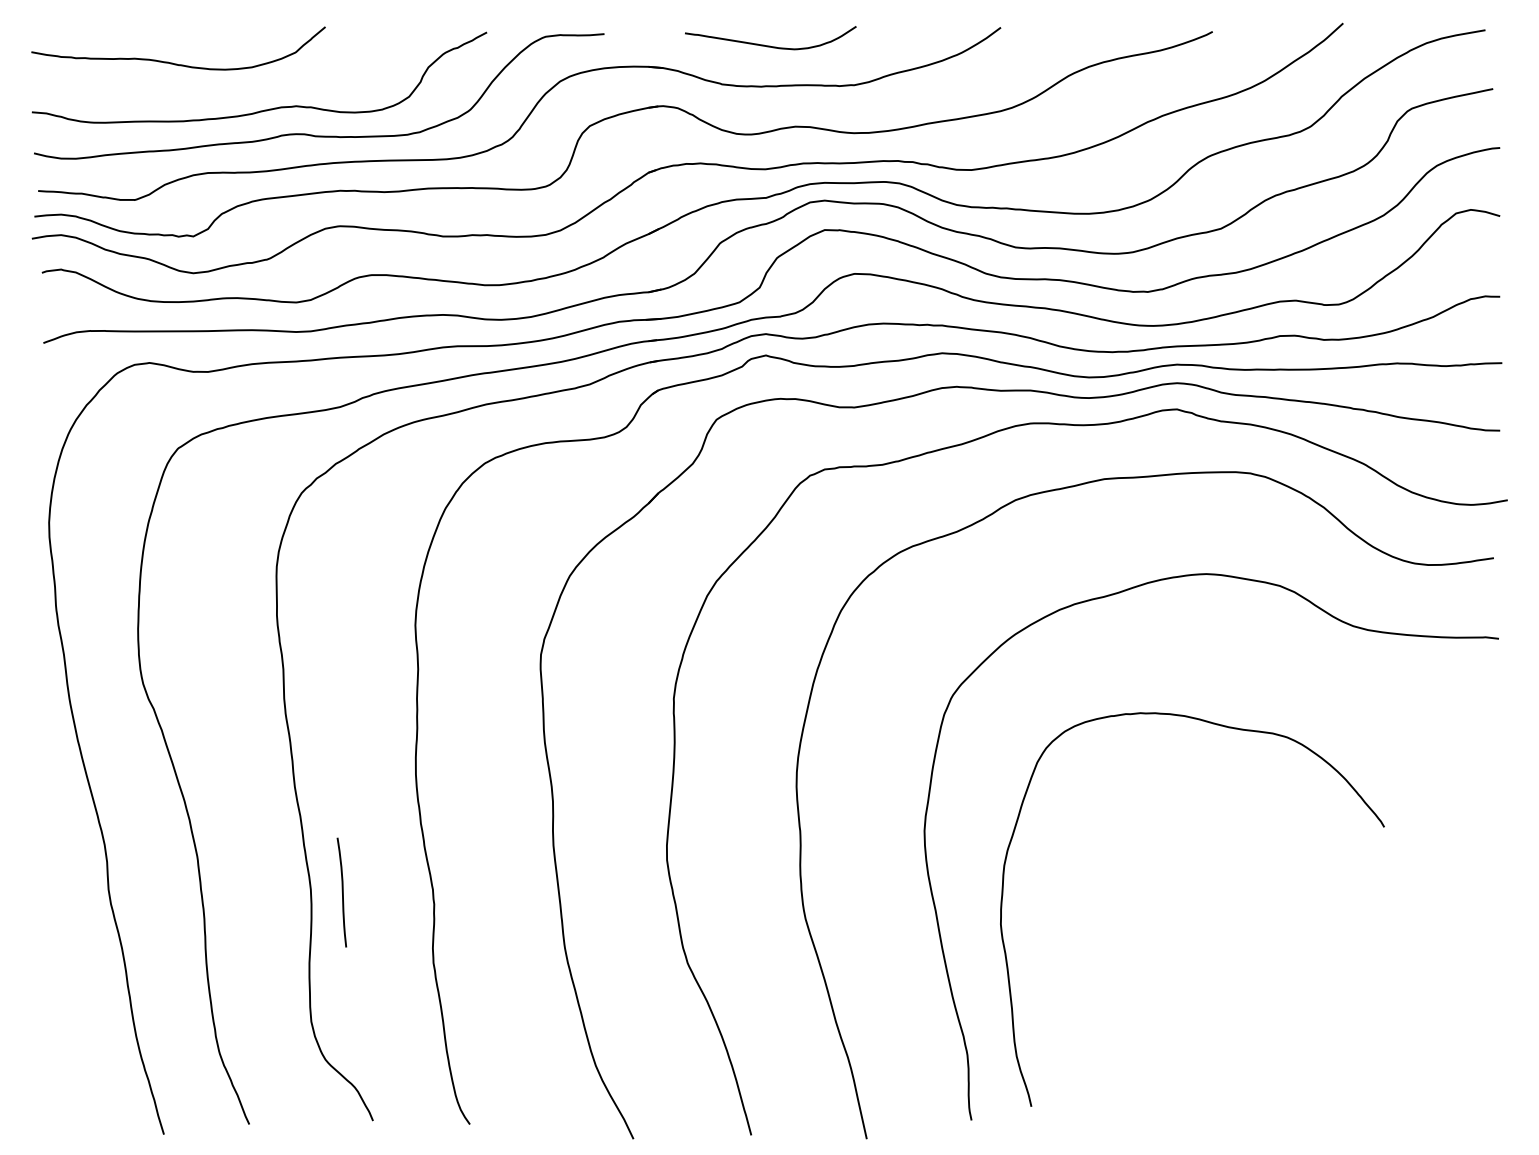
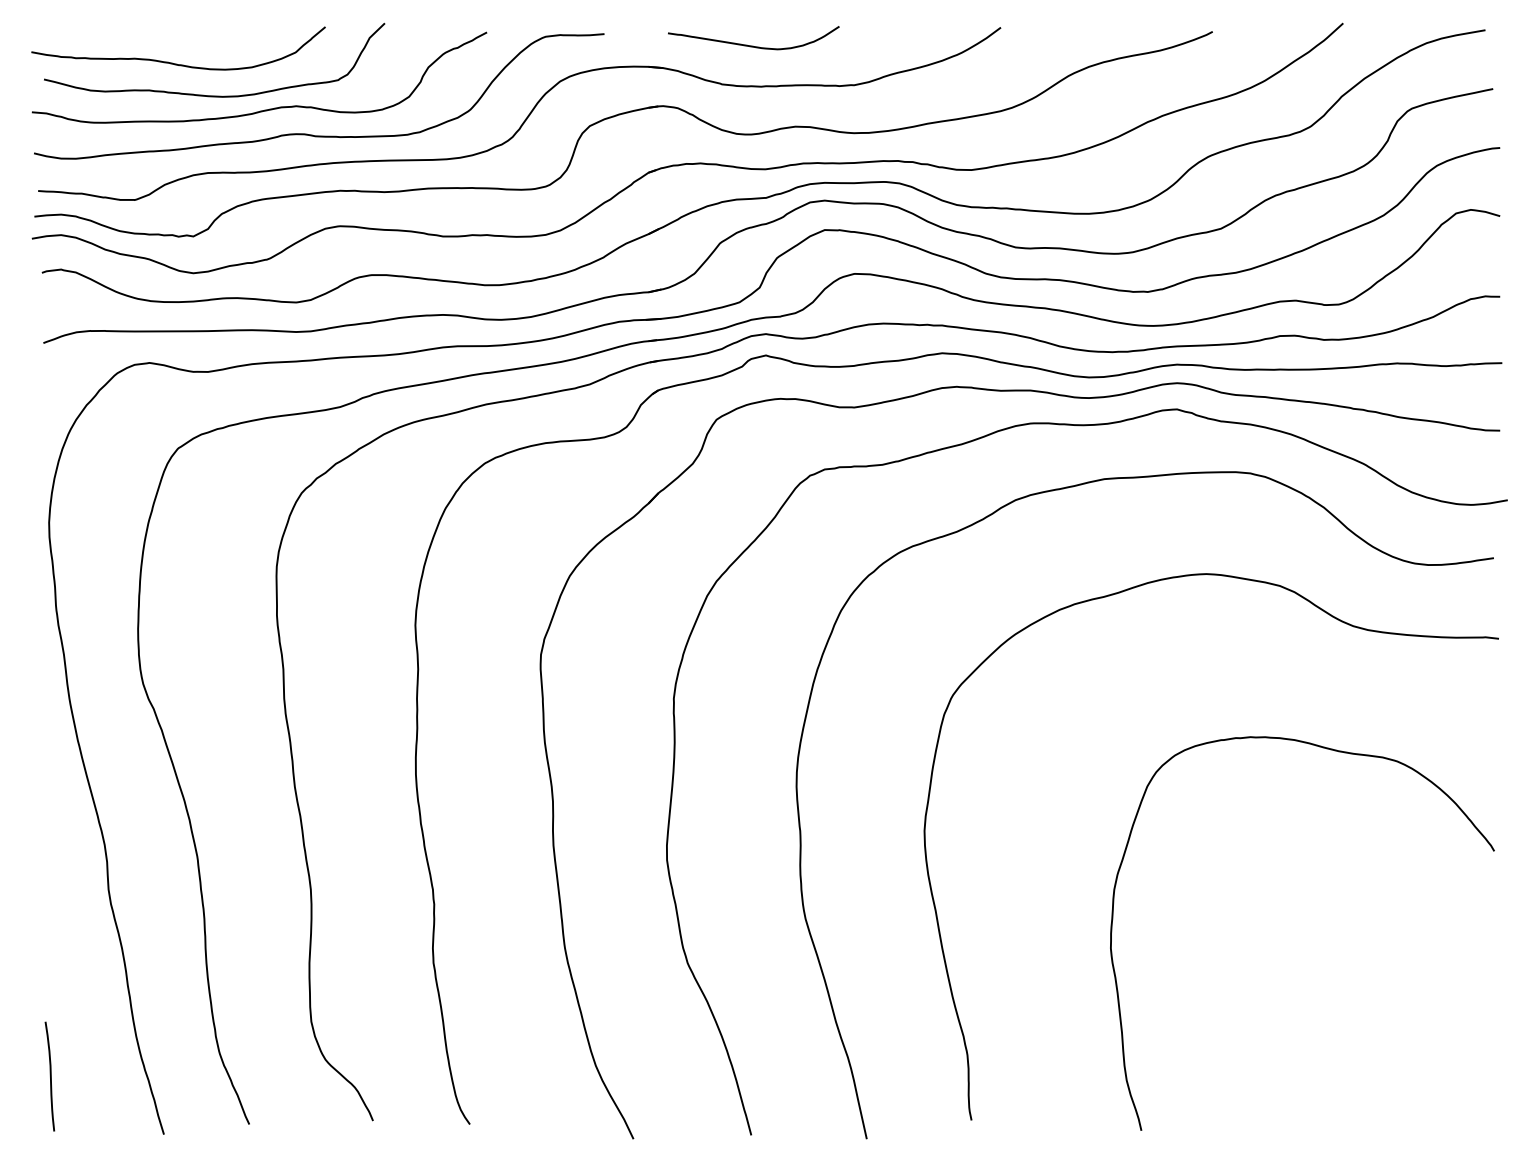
curve position: (770, 45) -> (753, 45) (753, 45)
curve: none -> present (214, 95)
curve position: (1228, 728) -> (1338, 752) (1338, 752)
curve position: (341, 891) -> (49, 1075) (49, 1075)
